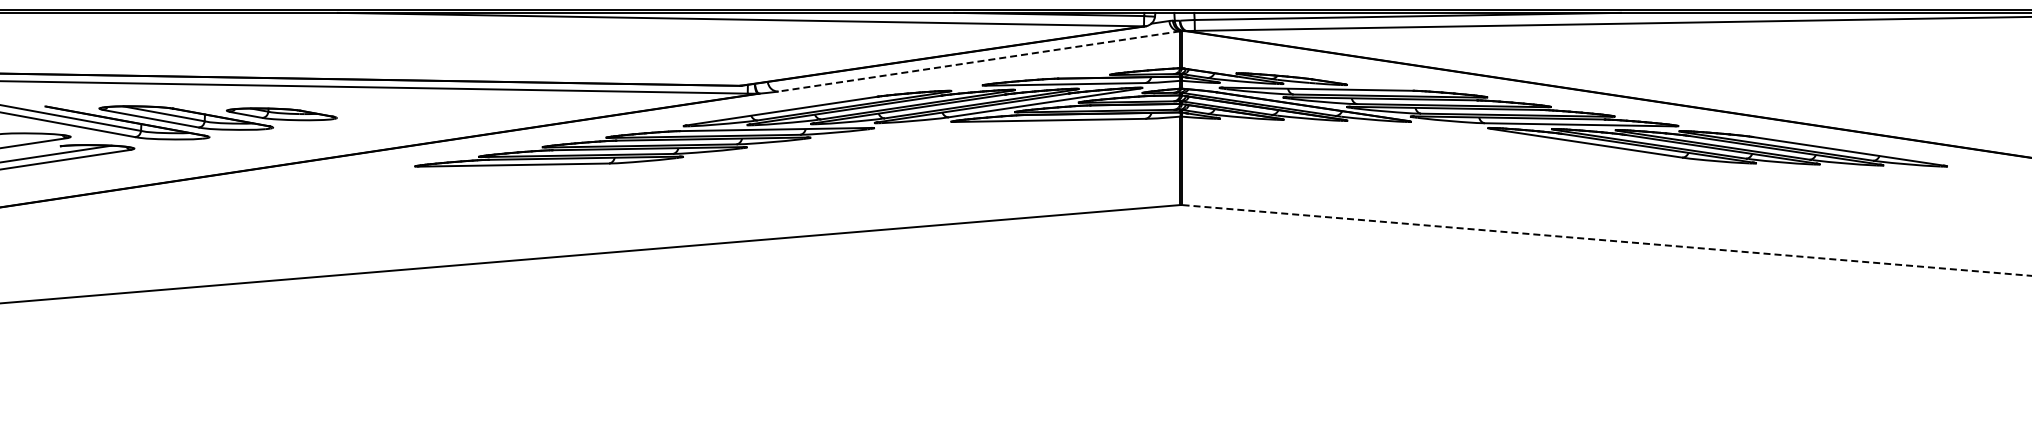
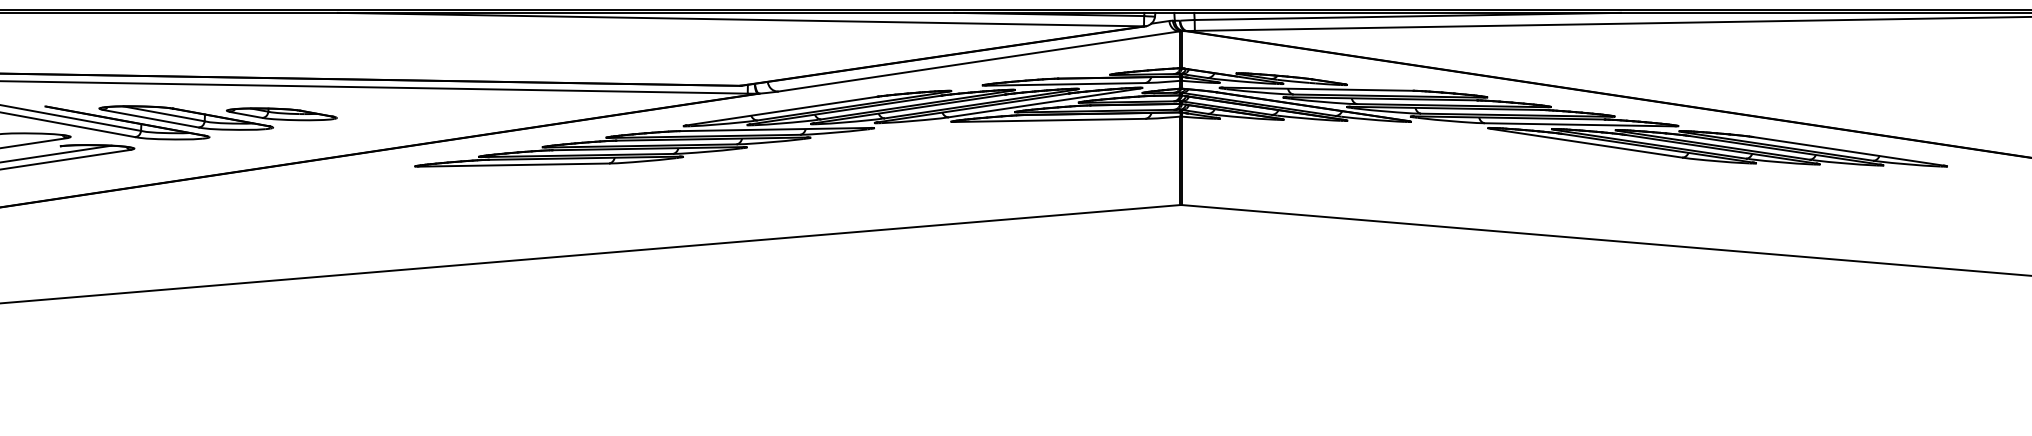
line: dashed -> solid (978, 61)
line: dashed -> solid (1606, 240)
